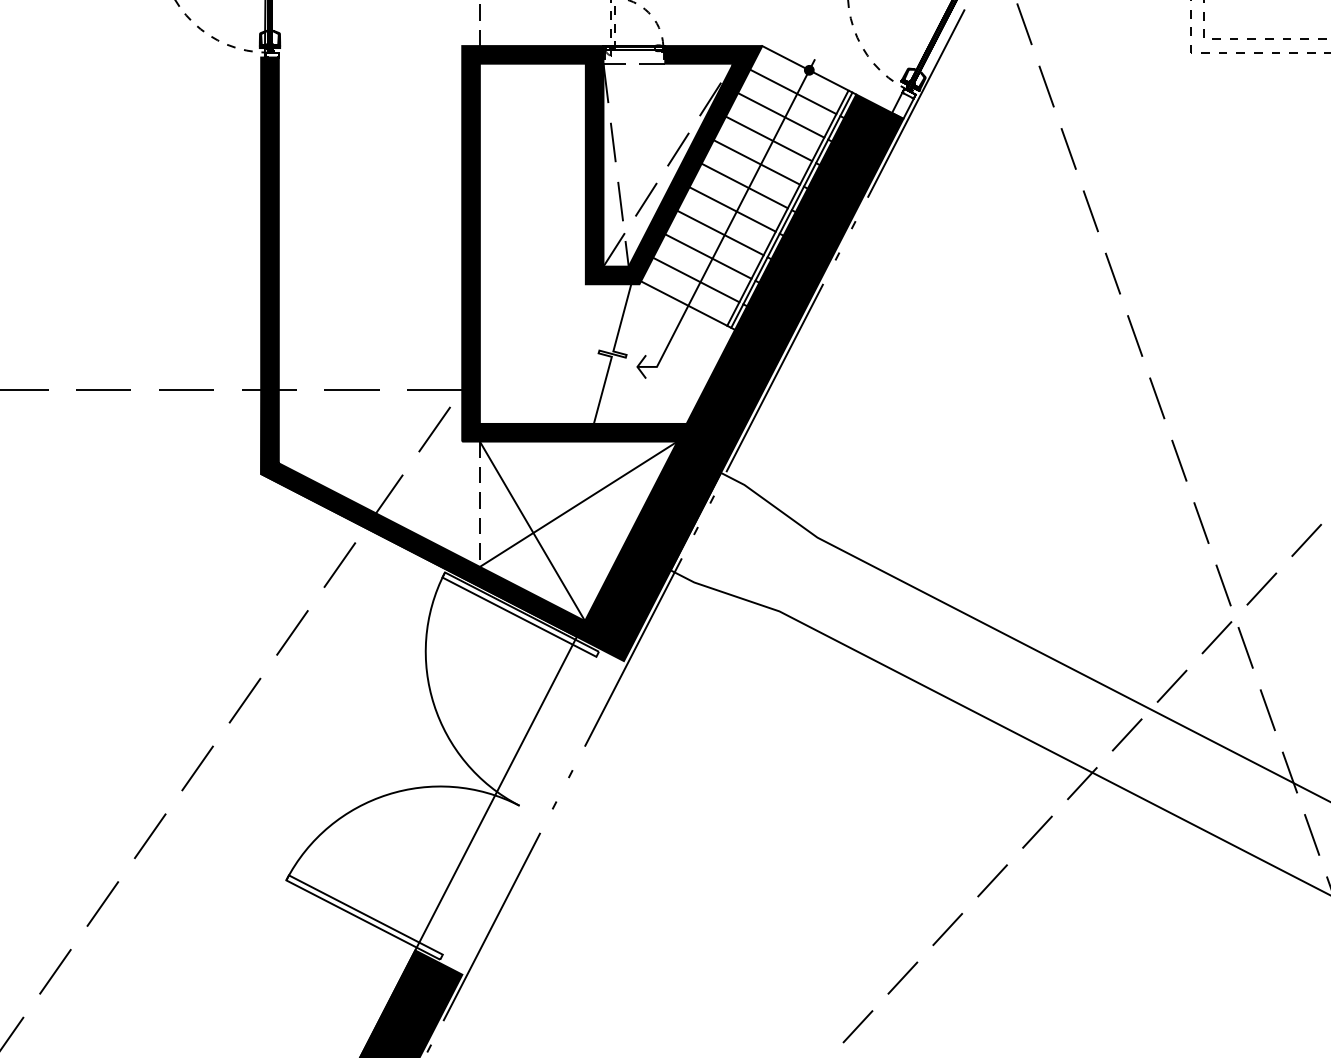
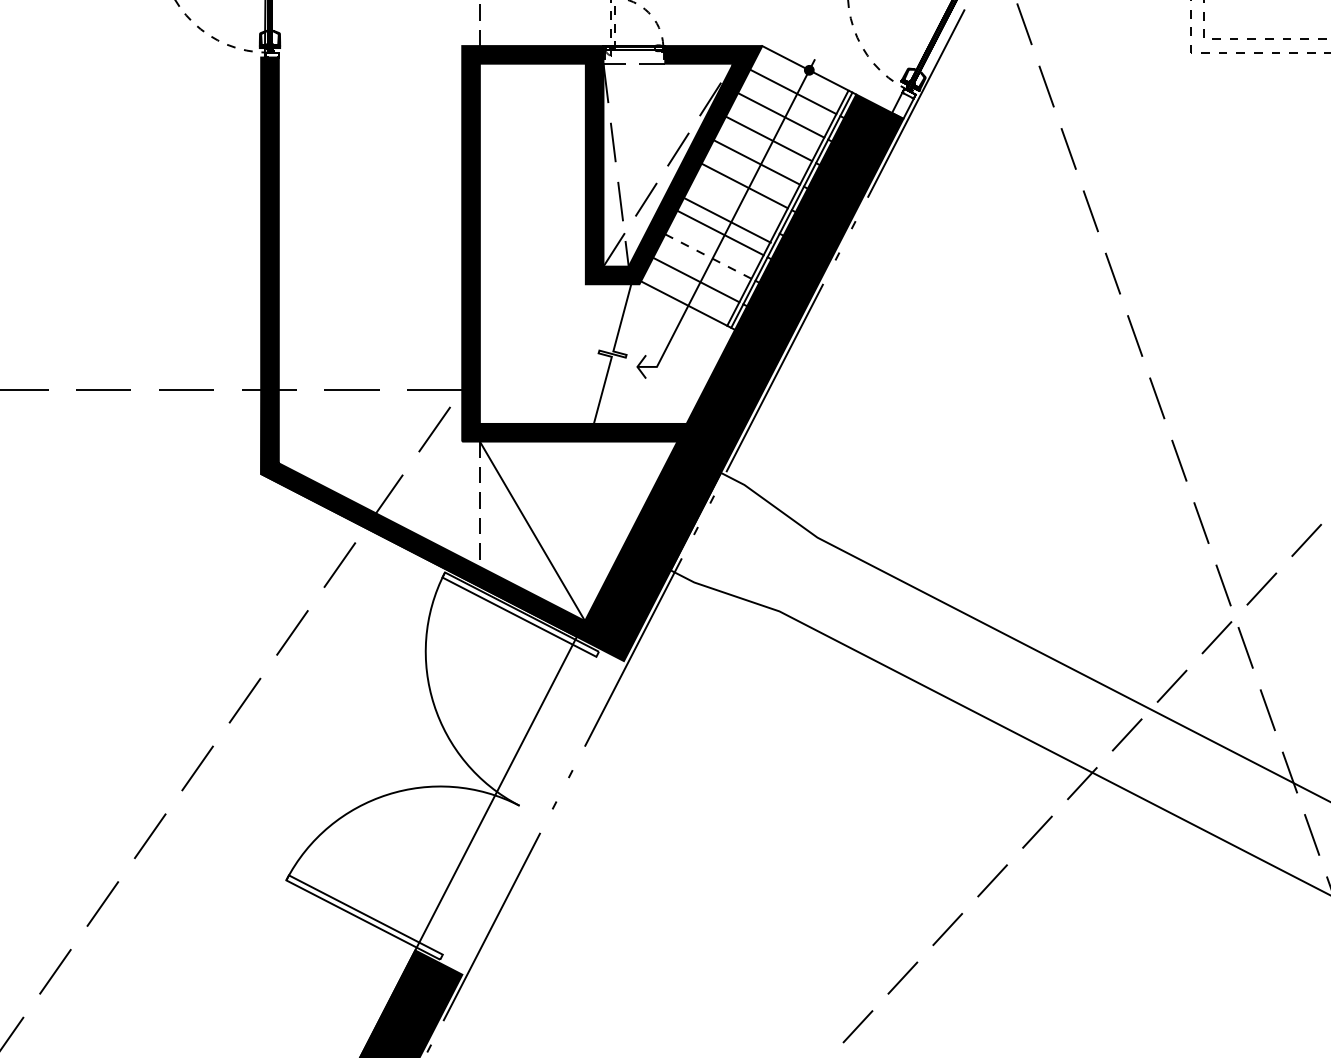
line position: (732, 209) -> (727, 220) (727, 220)
line: solid -> dashed (708, 256)
line: present -> none (578, 503)
